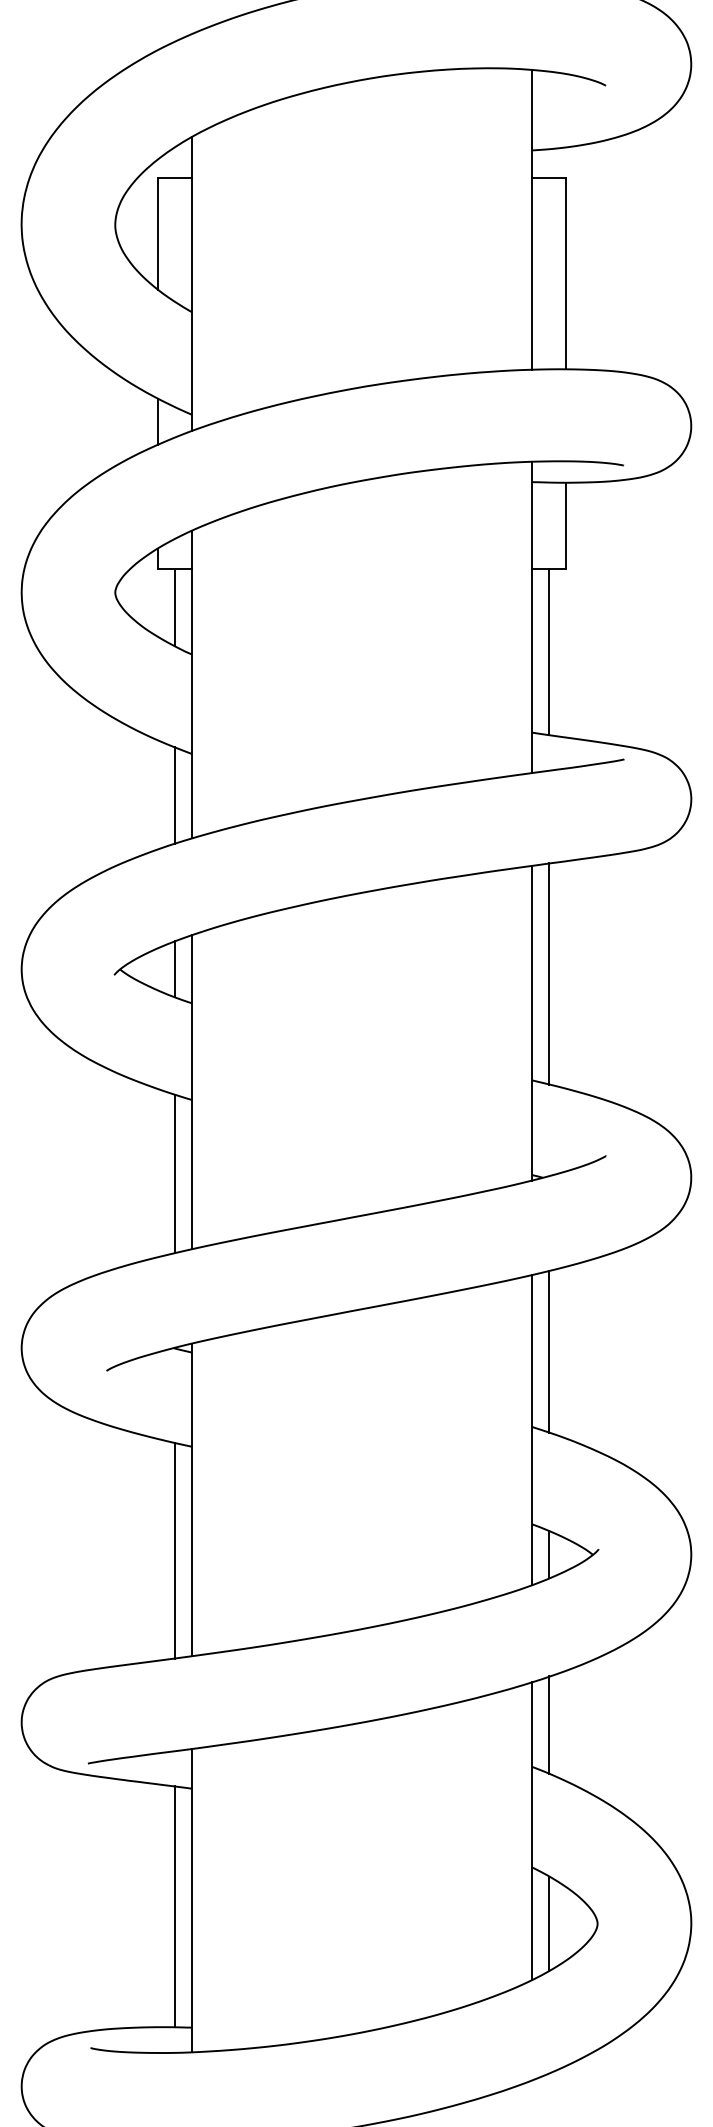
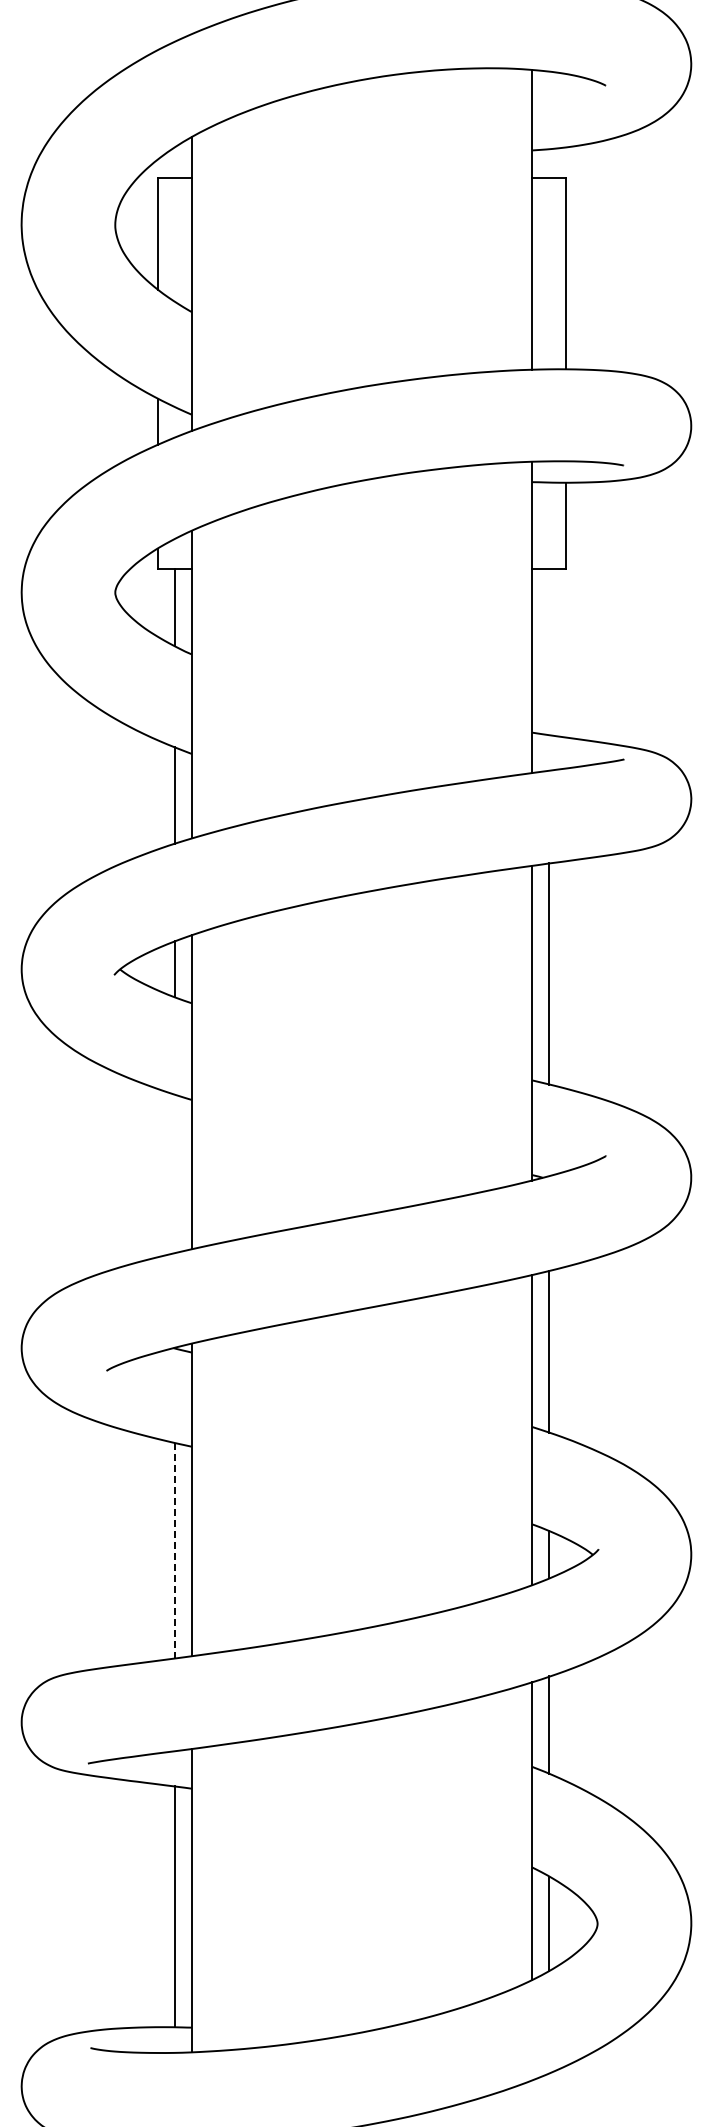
line: present -> none (549, 652)
line: present -> none (174, 1173)
line: solid -> dashed (174, 1550)
